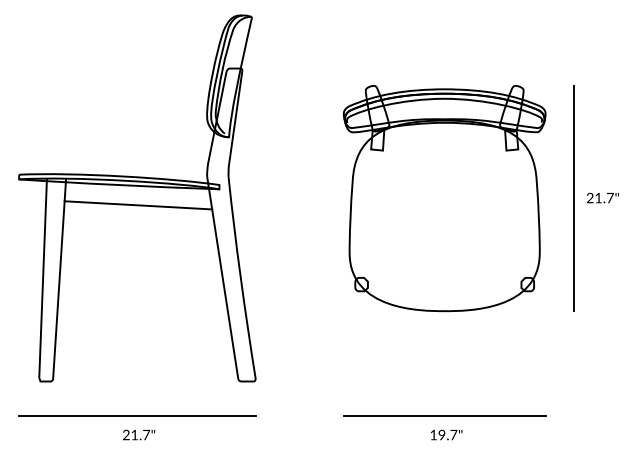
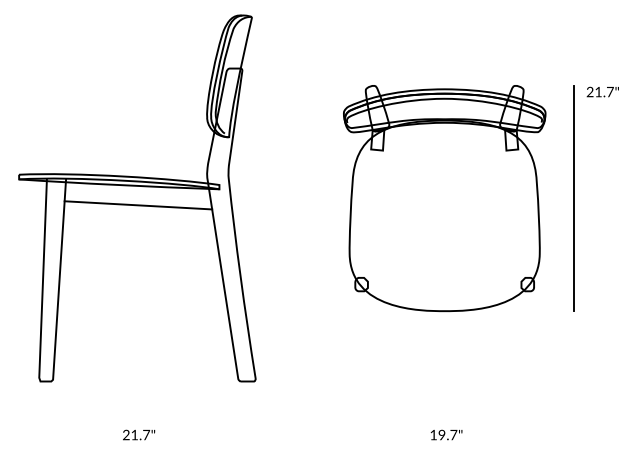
text position: (602, 197) -> (602, 91) (602, 91)
line: present -> none (137, 415)
line: present -> none (444, 416)
